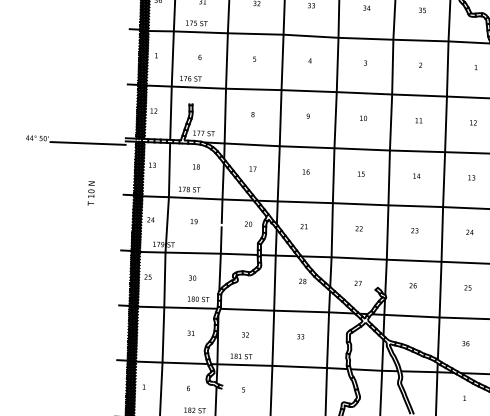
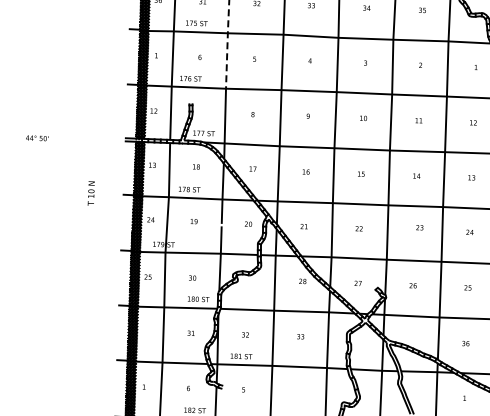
line: solid -> dashed (227, 44)
line: present -> none (87, 143)
text position: (414, 230) -> (419, 227) (419, 227)
